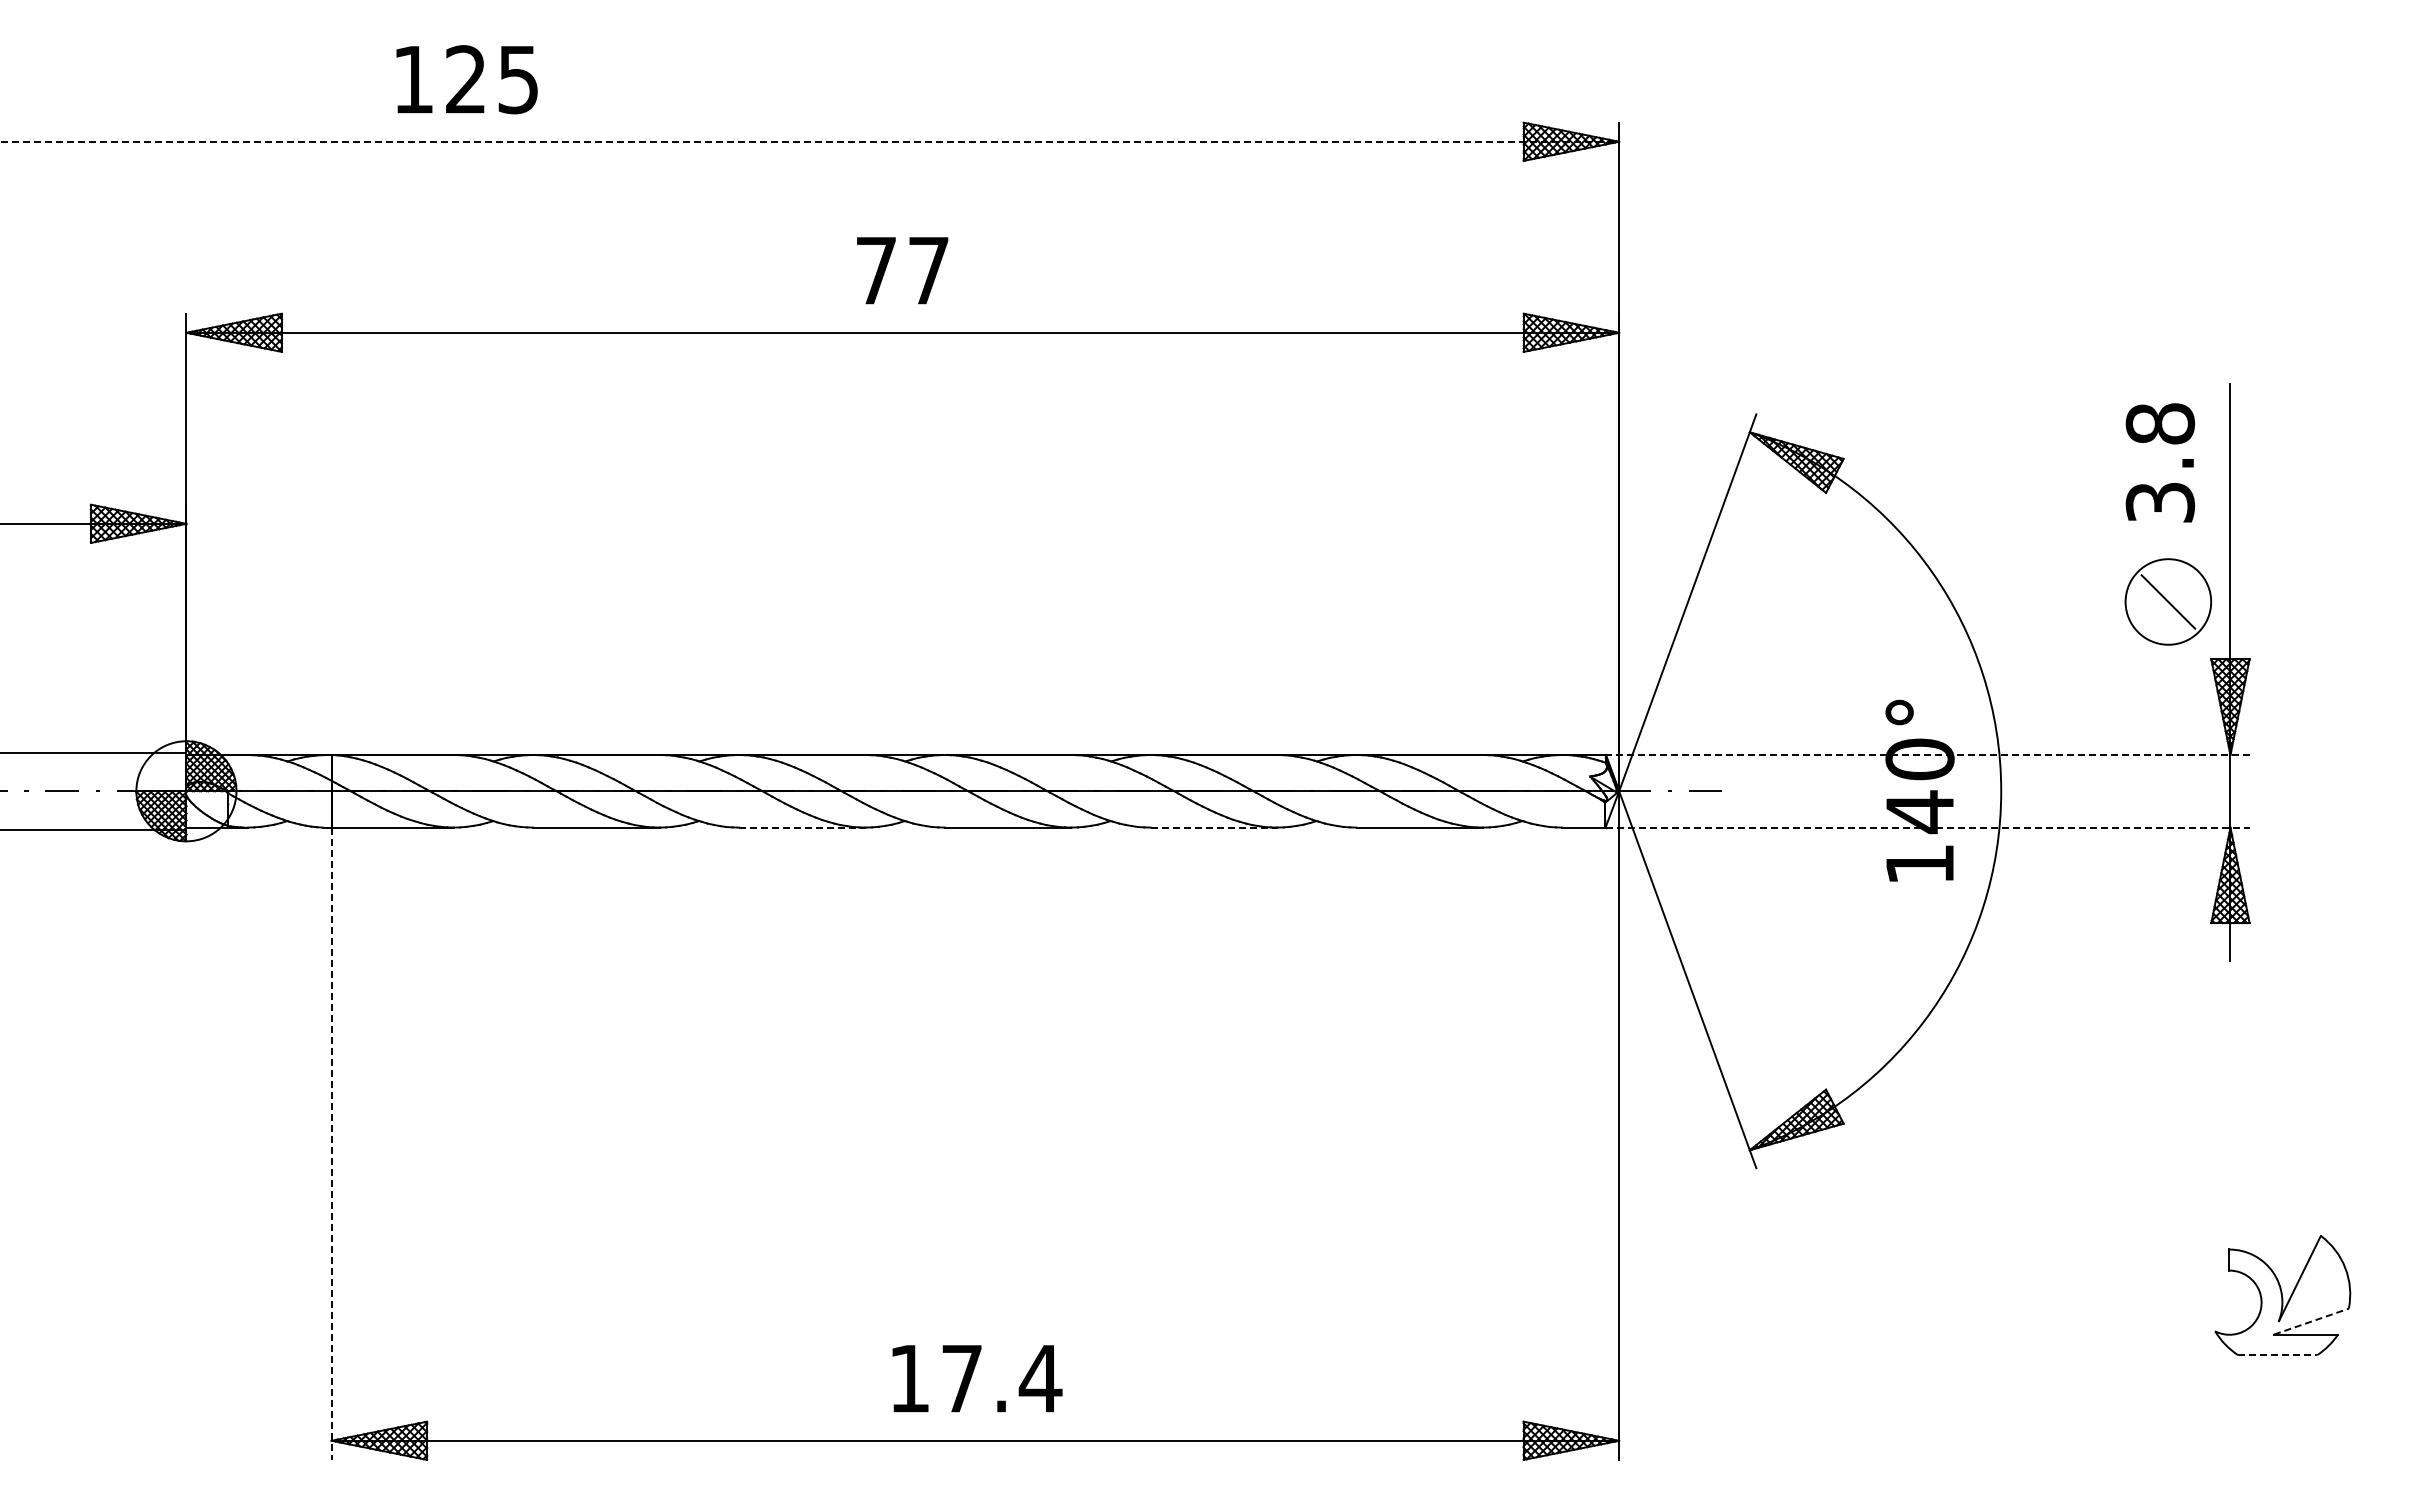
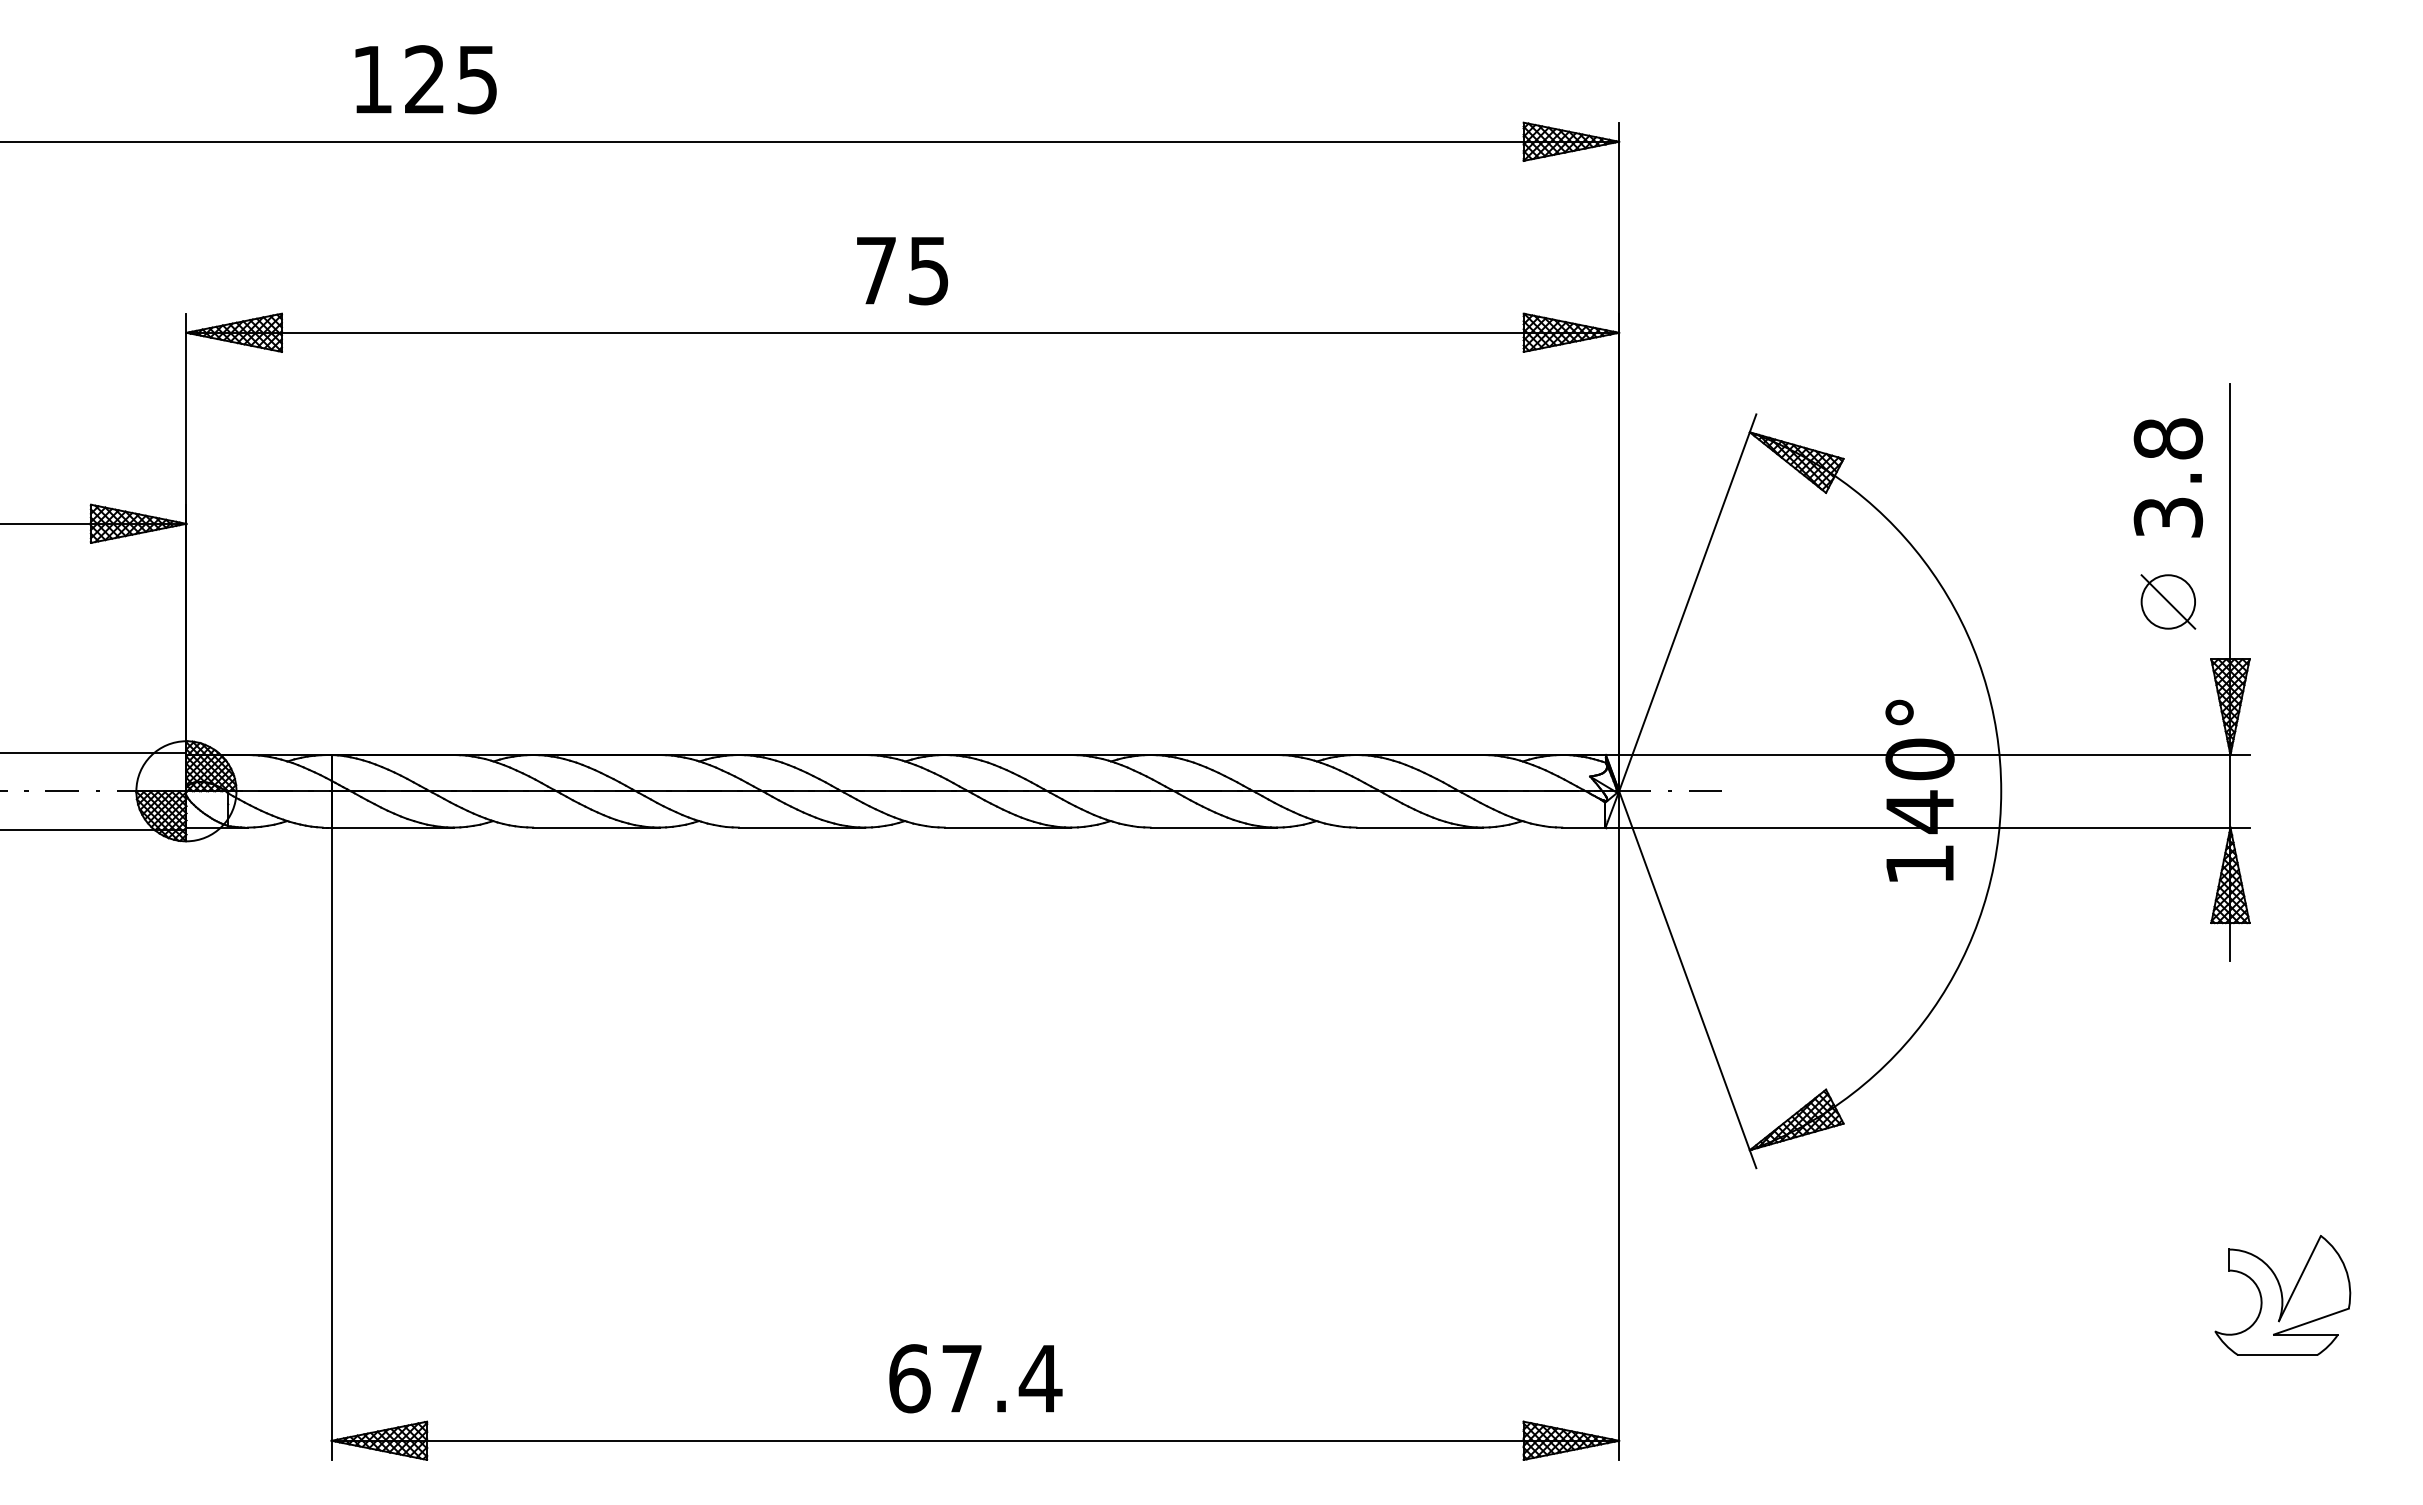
text position: (466, 79) -> (425, 79) (425, 79)
line: dashed -> solid (810, 141)
text: 77 -> 75 (928, 271)
text position: (2159, 462) -> (2167, 477) (2167, 477)
circle diameter: 86 px -> 53 px (2168, 601)
line: dashed -> solid (1927, 755)
line: dashed -> solid (802, 827)
line: dashed -> solid (1214, 827)
line: dashed -> solid (1927, 827)
line: dashed -> solid (331, 1144)
line: dashed -> solid (2311, 1321)
line: dashed -> solid (2277, 1355)
text: 17.4 -> 67.4 (909, 1378)
